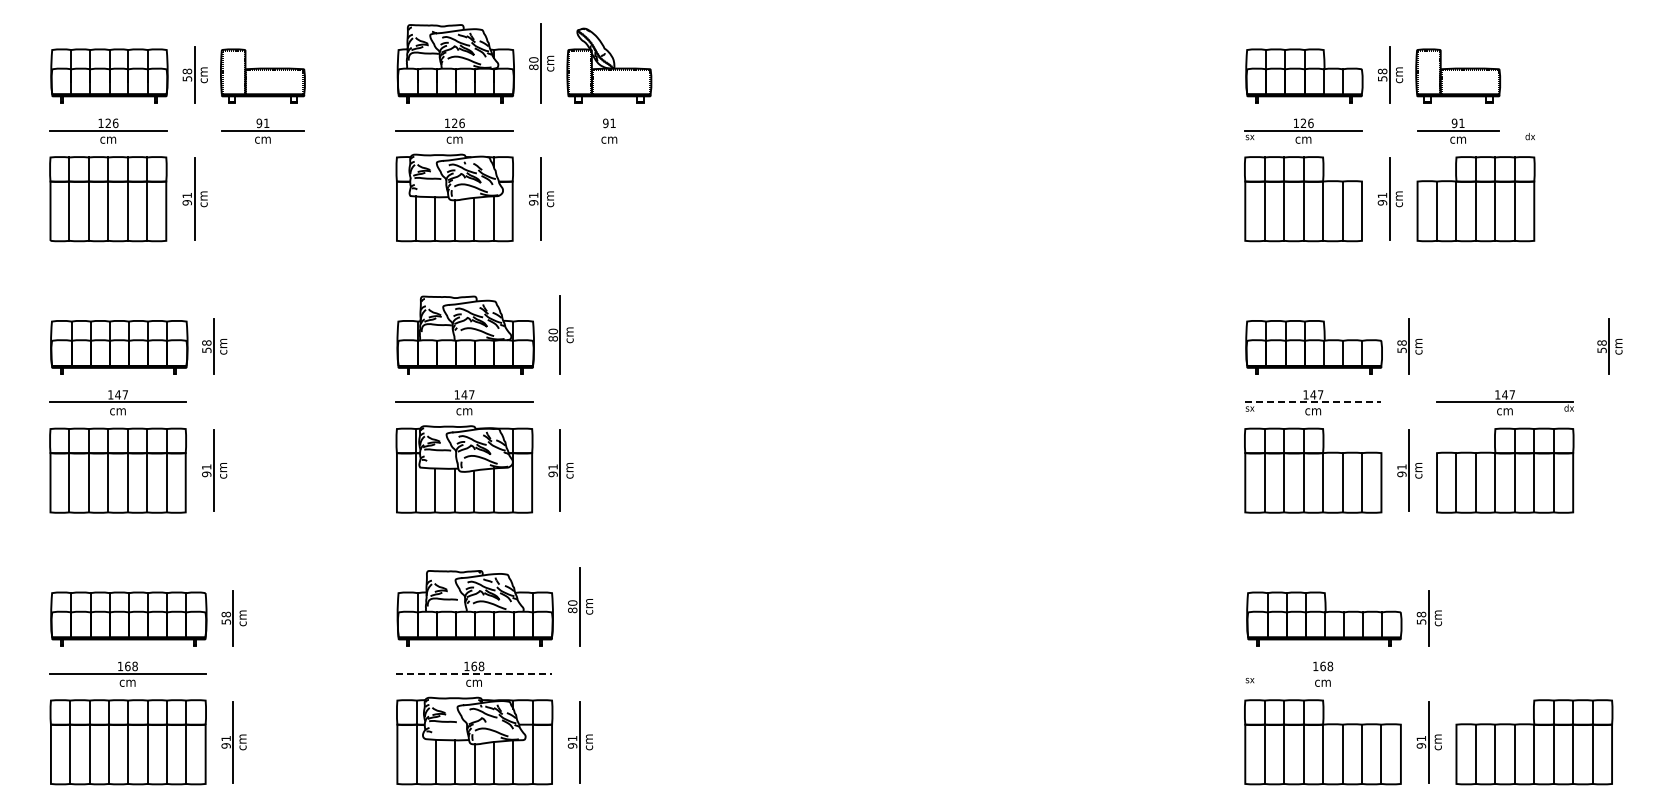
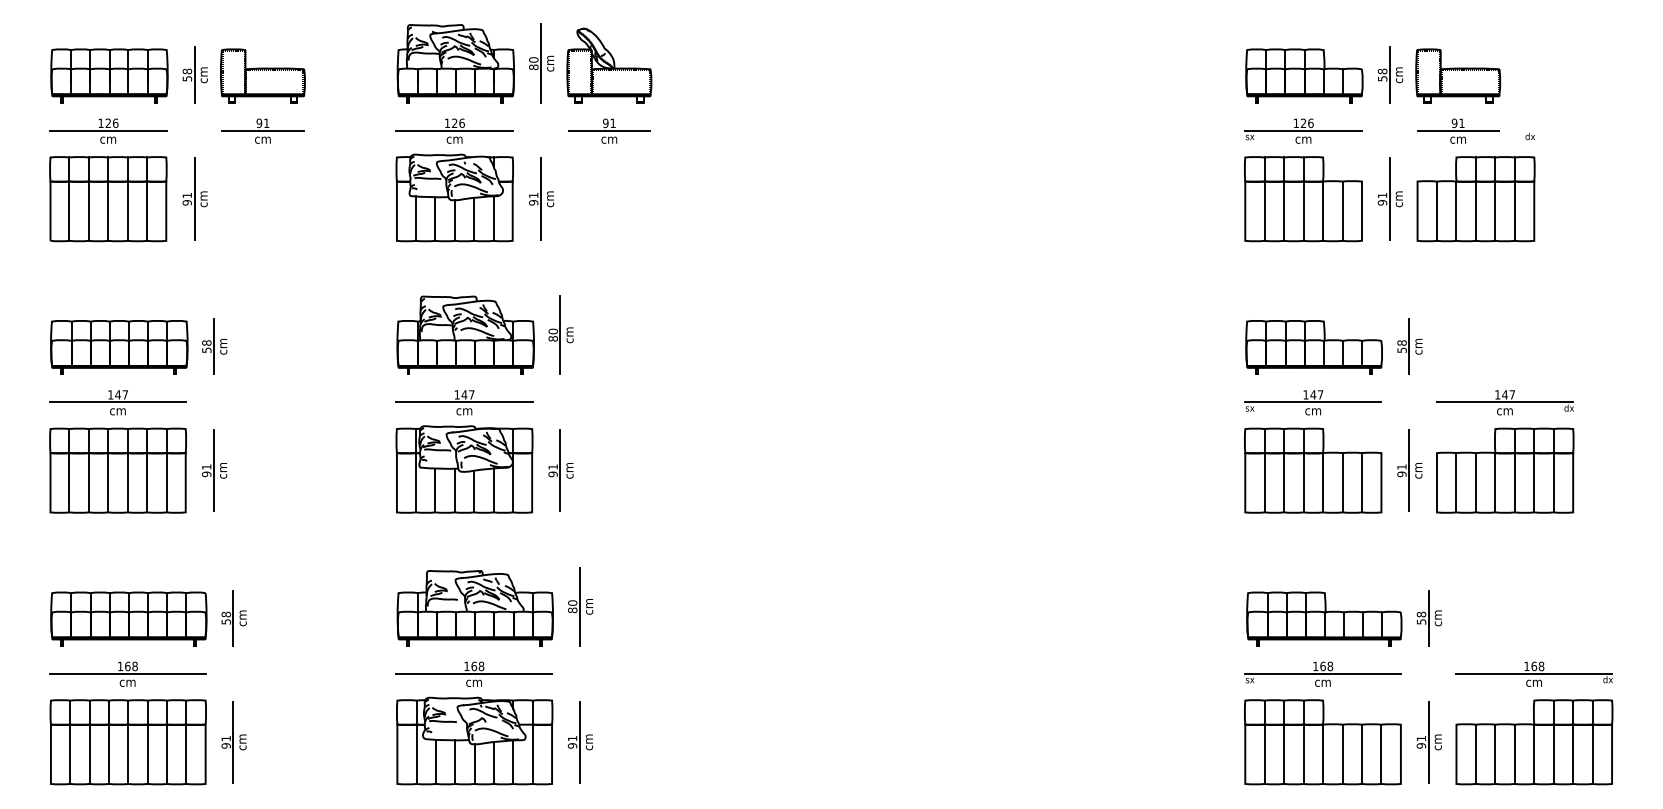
line: none -> present (609, 130)
part: present -> none (1609, 346)
line: dashed -> solid (1313, 402)
line: dashed -> solid (474, 673)
line: none -> present (1322, 673)
part: none -> present (1533, 673)
